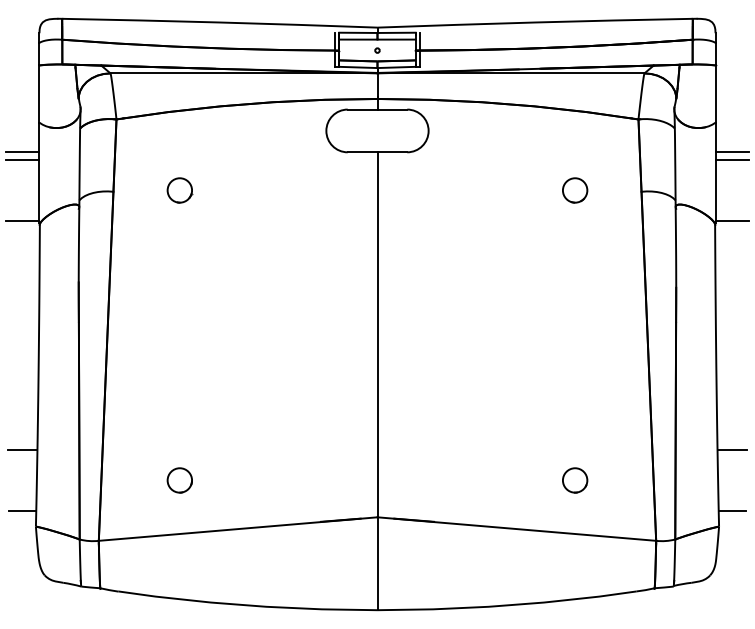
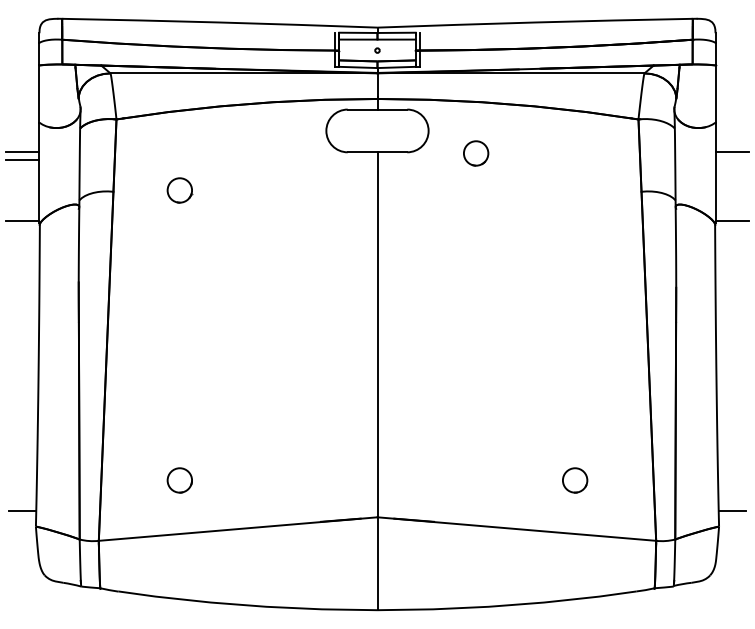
line: present -> none (732, 159)
circle position: (575, 190) -> (476, 153) (476, 153)
line: present -> none (22, 449)
line: present -> none (732, 449)
